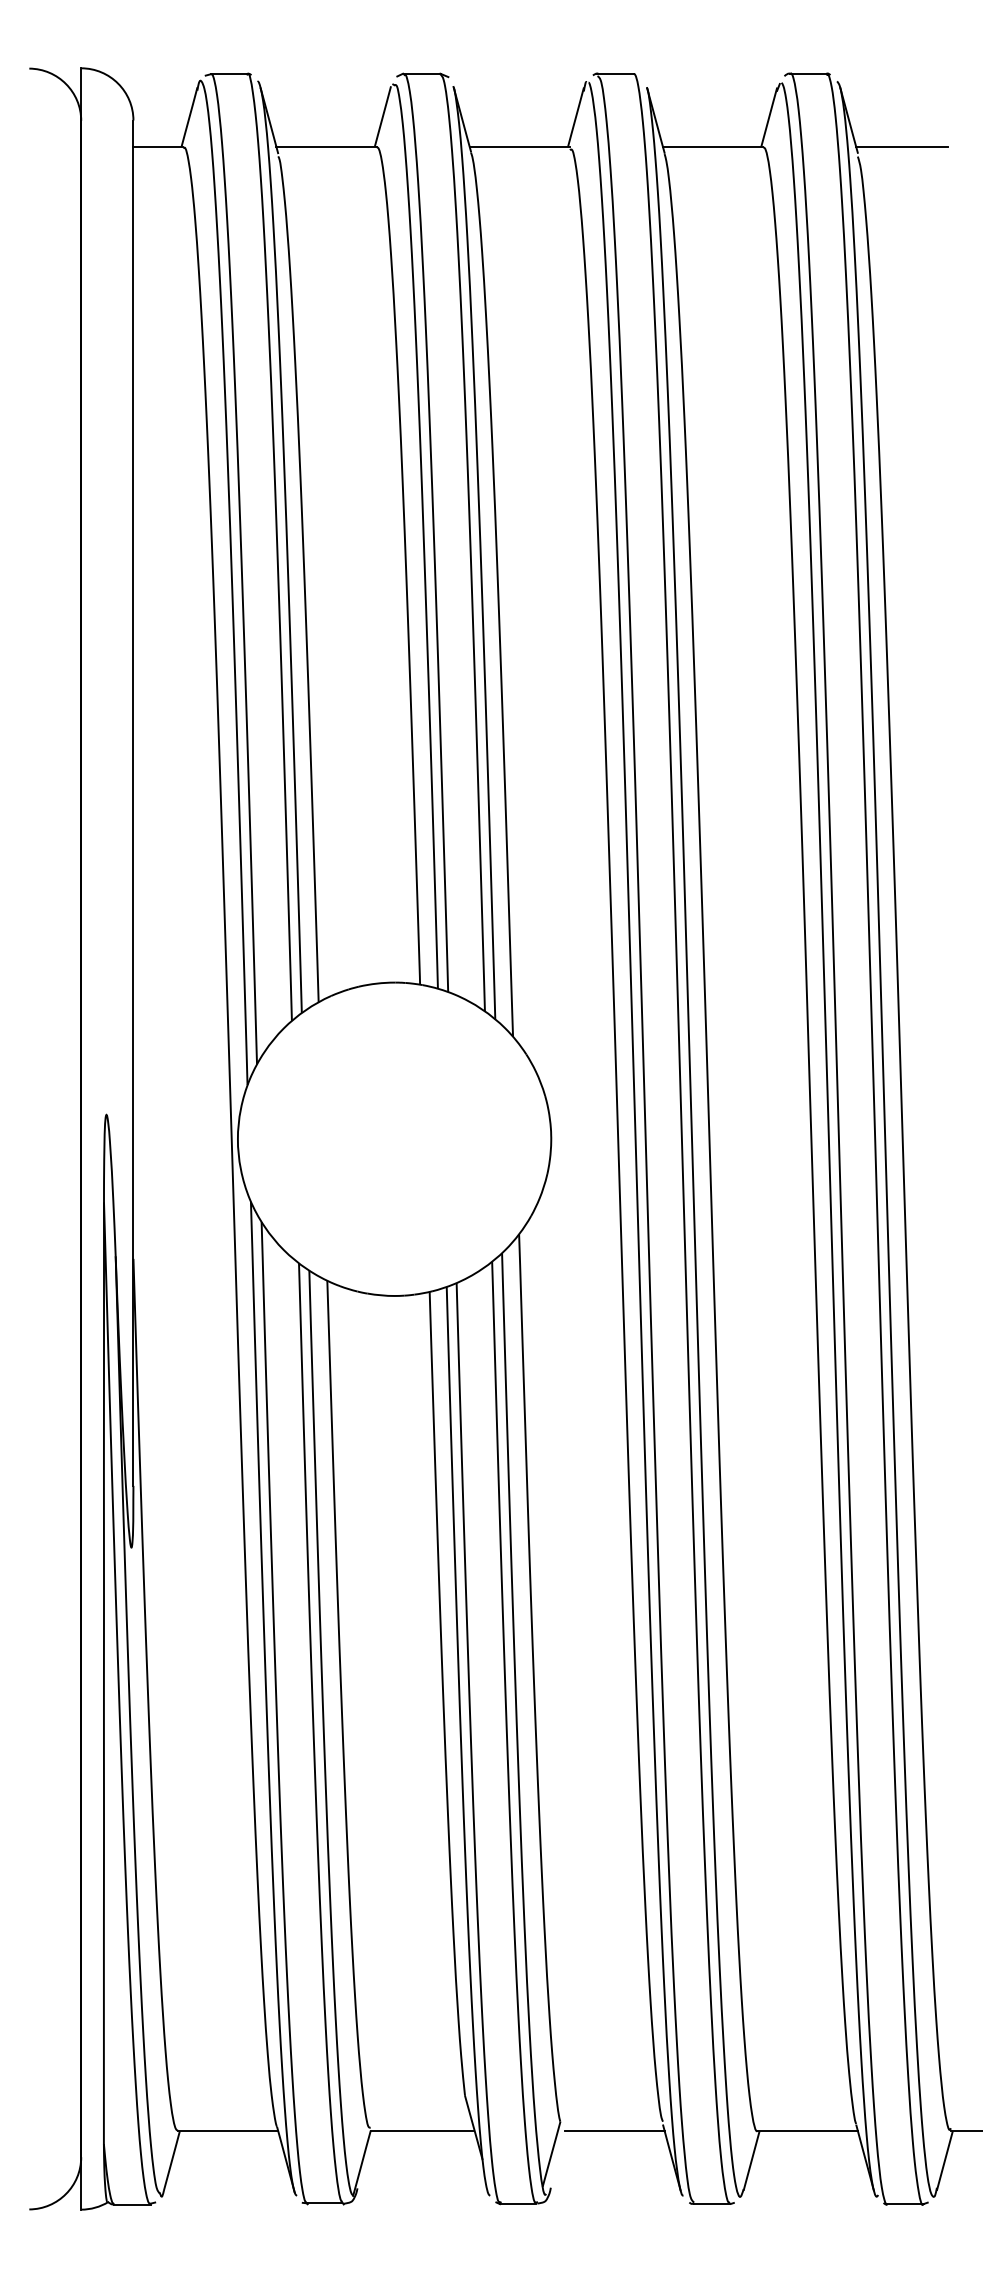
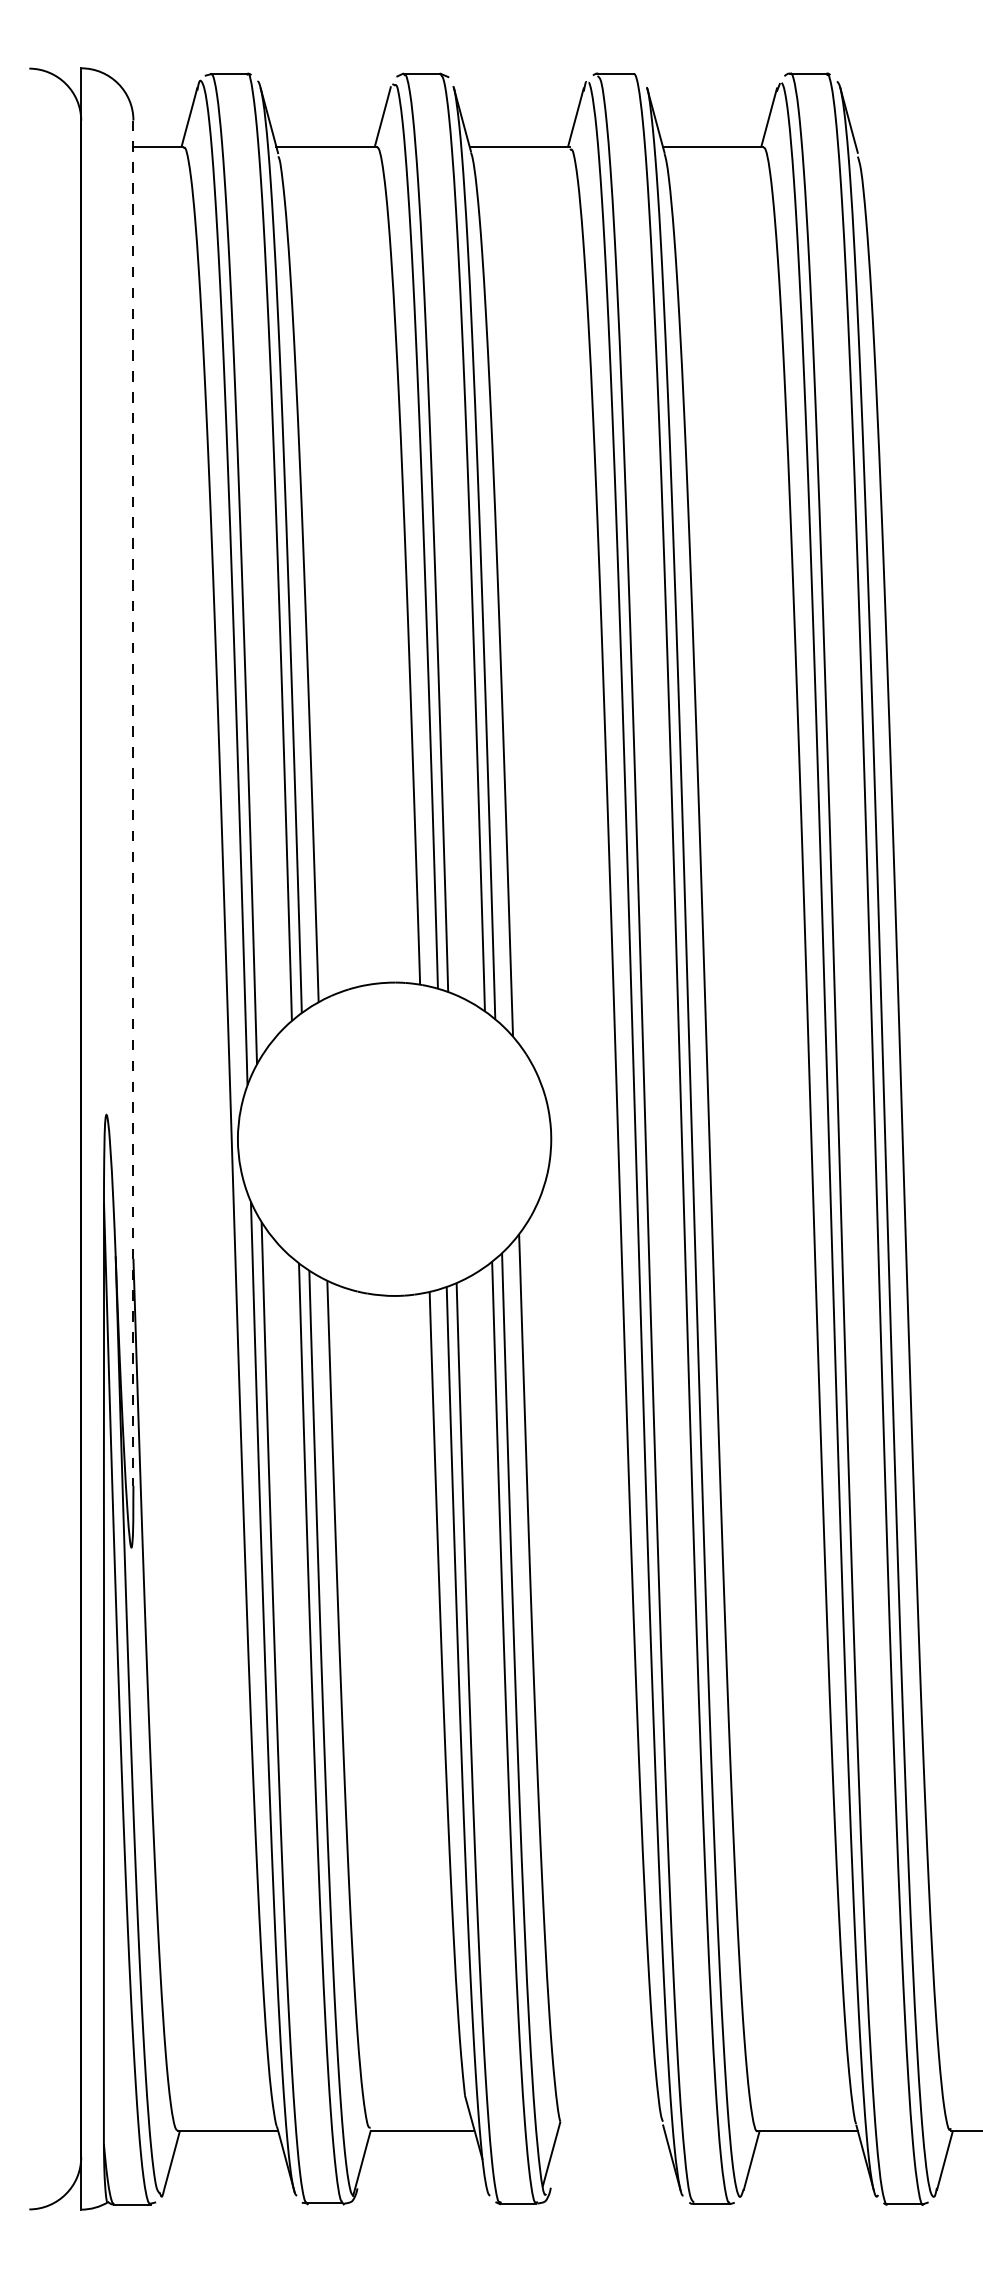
line: present -> none (902, 146)
line: solid -> dashed (133, 803)
line: present -> none (614, 2131)
